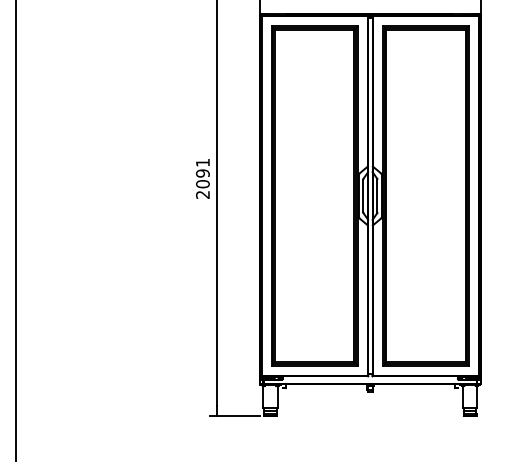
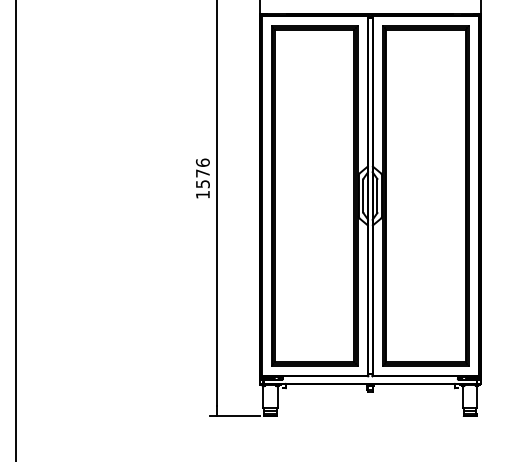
text: 2091 -> 1576 (202, 178)
